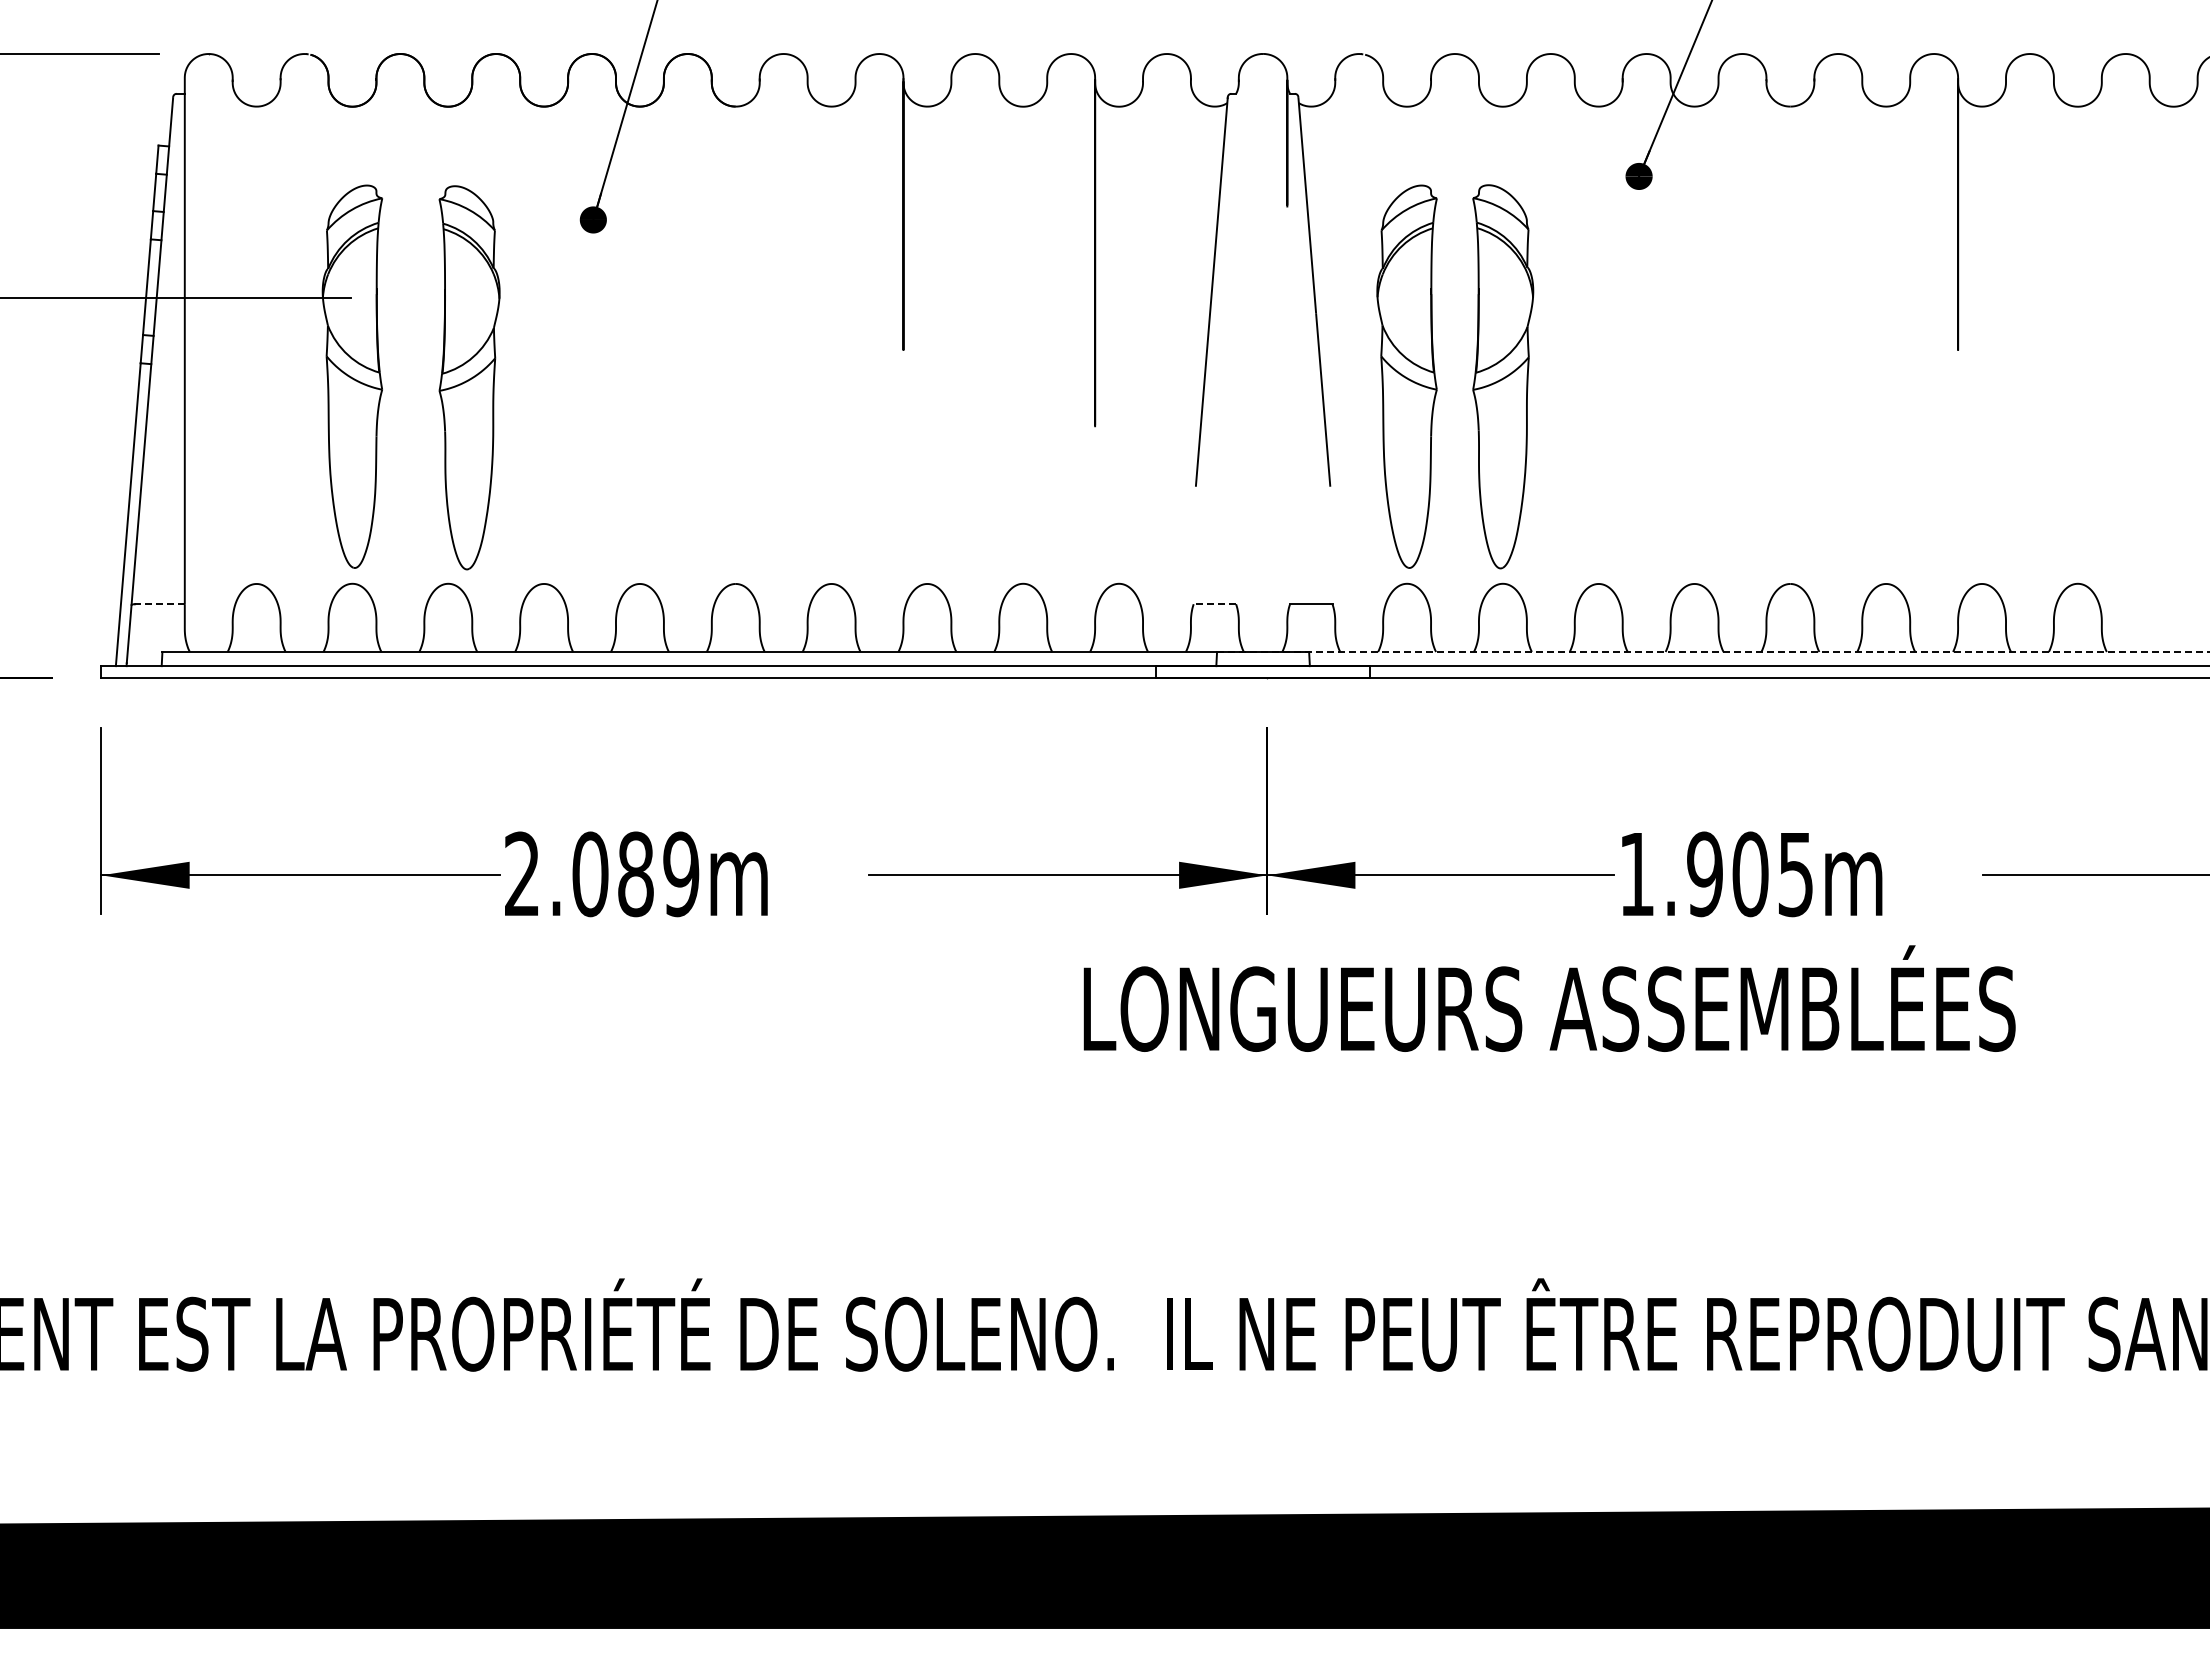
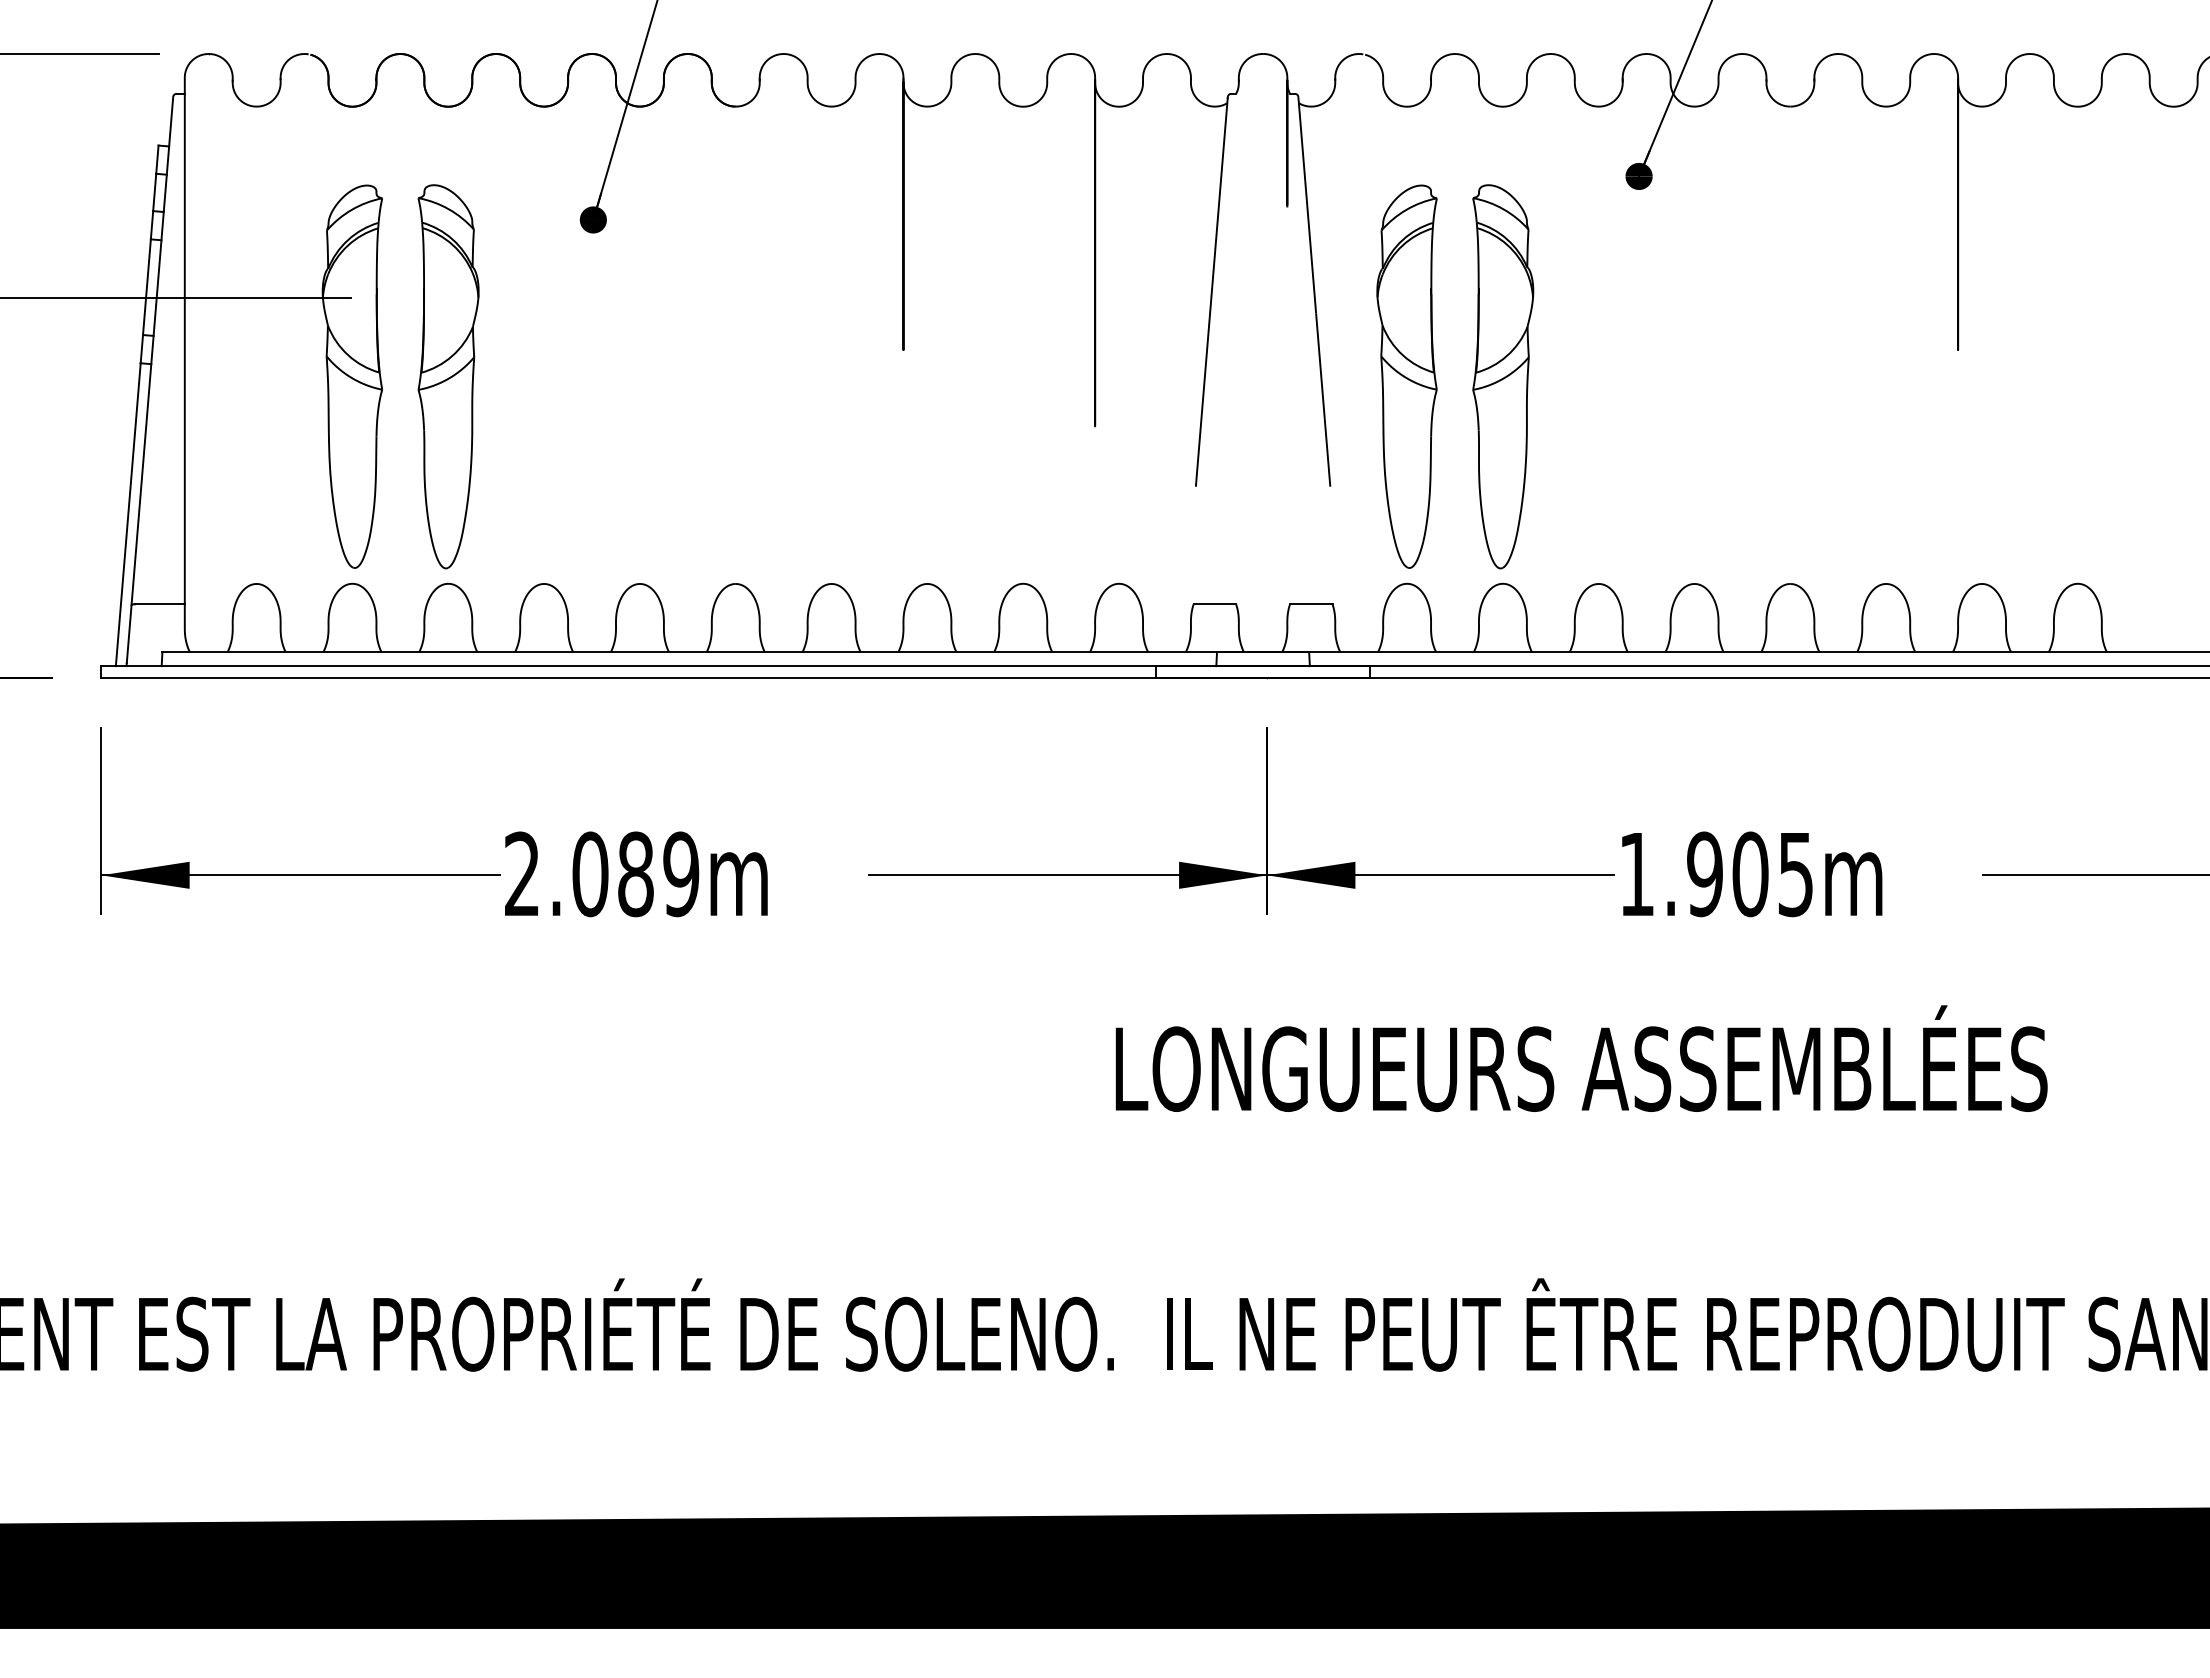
part position: (469, 377) -> (448, 376) (448, 376)
line: dashed -> solid (159, 604)
line: dashed -> solid (1214, 604)
line: dashed -> solid (1713, 651)
text position: (1549, 998) -> (1581, 1058) (1581, 1058)
